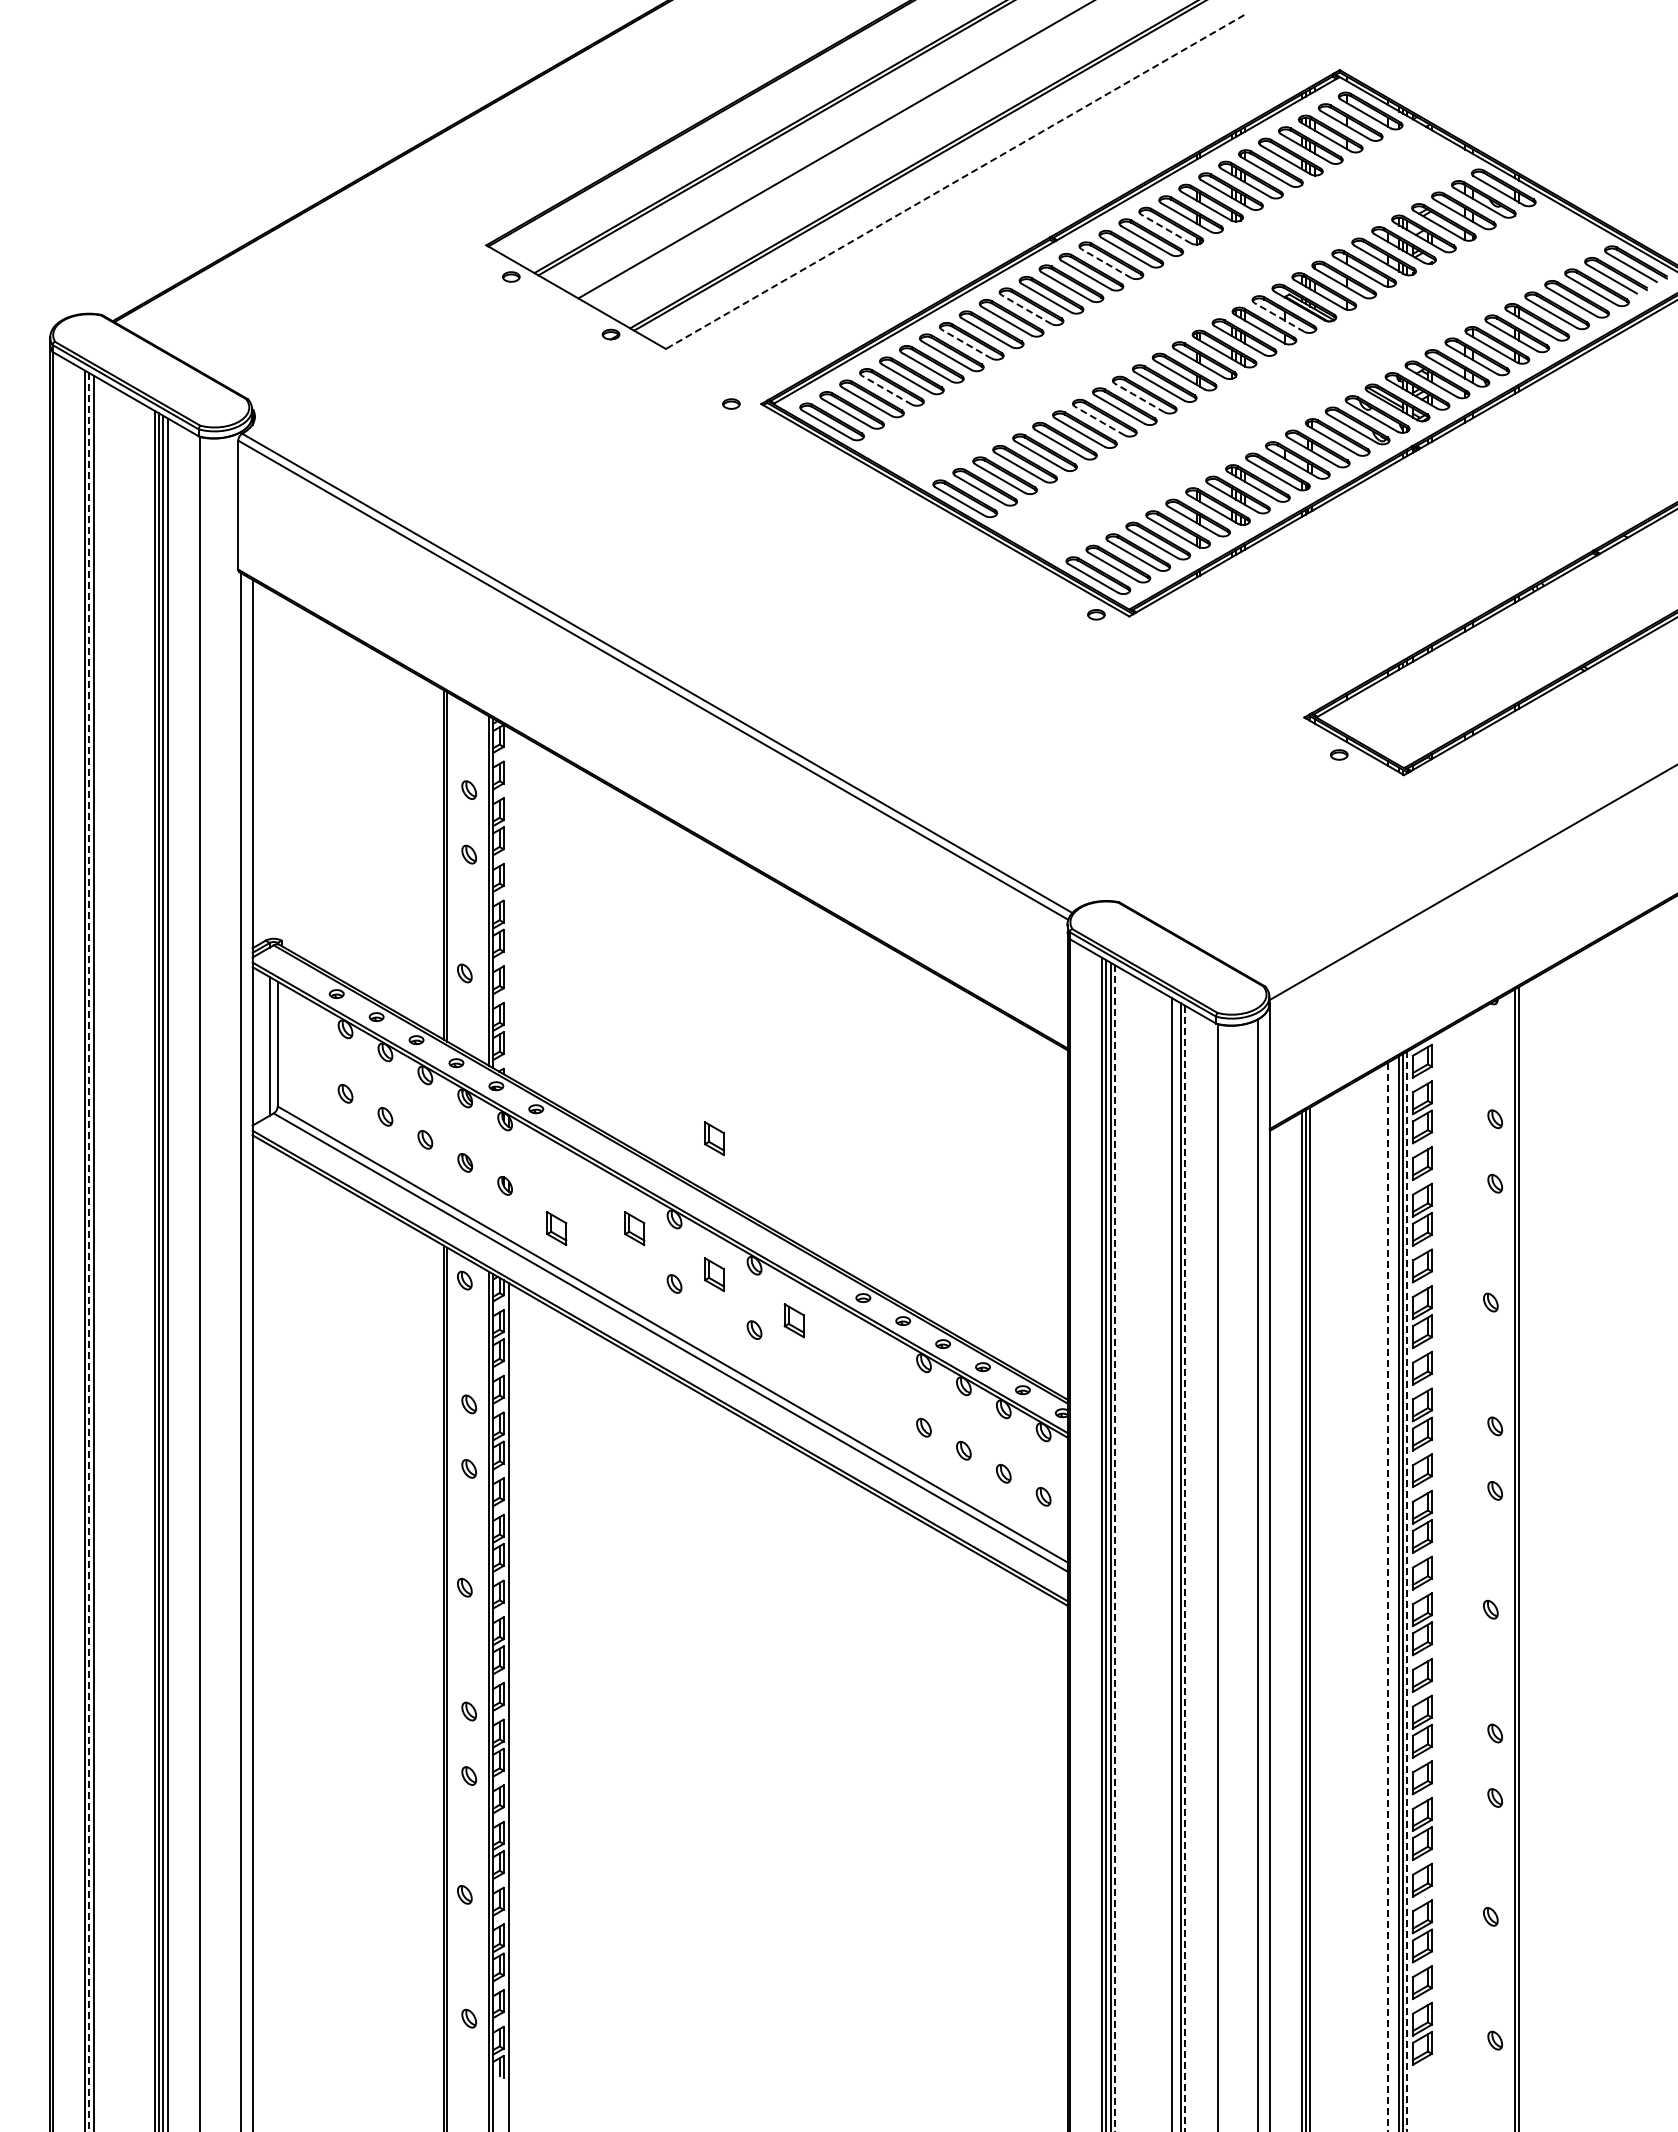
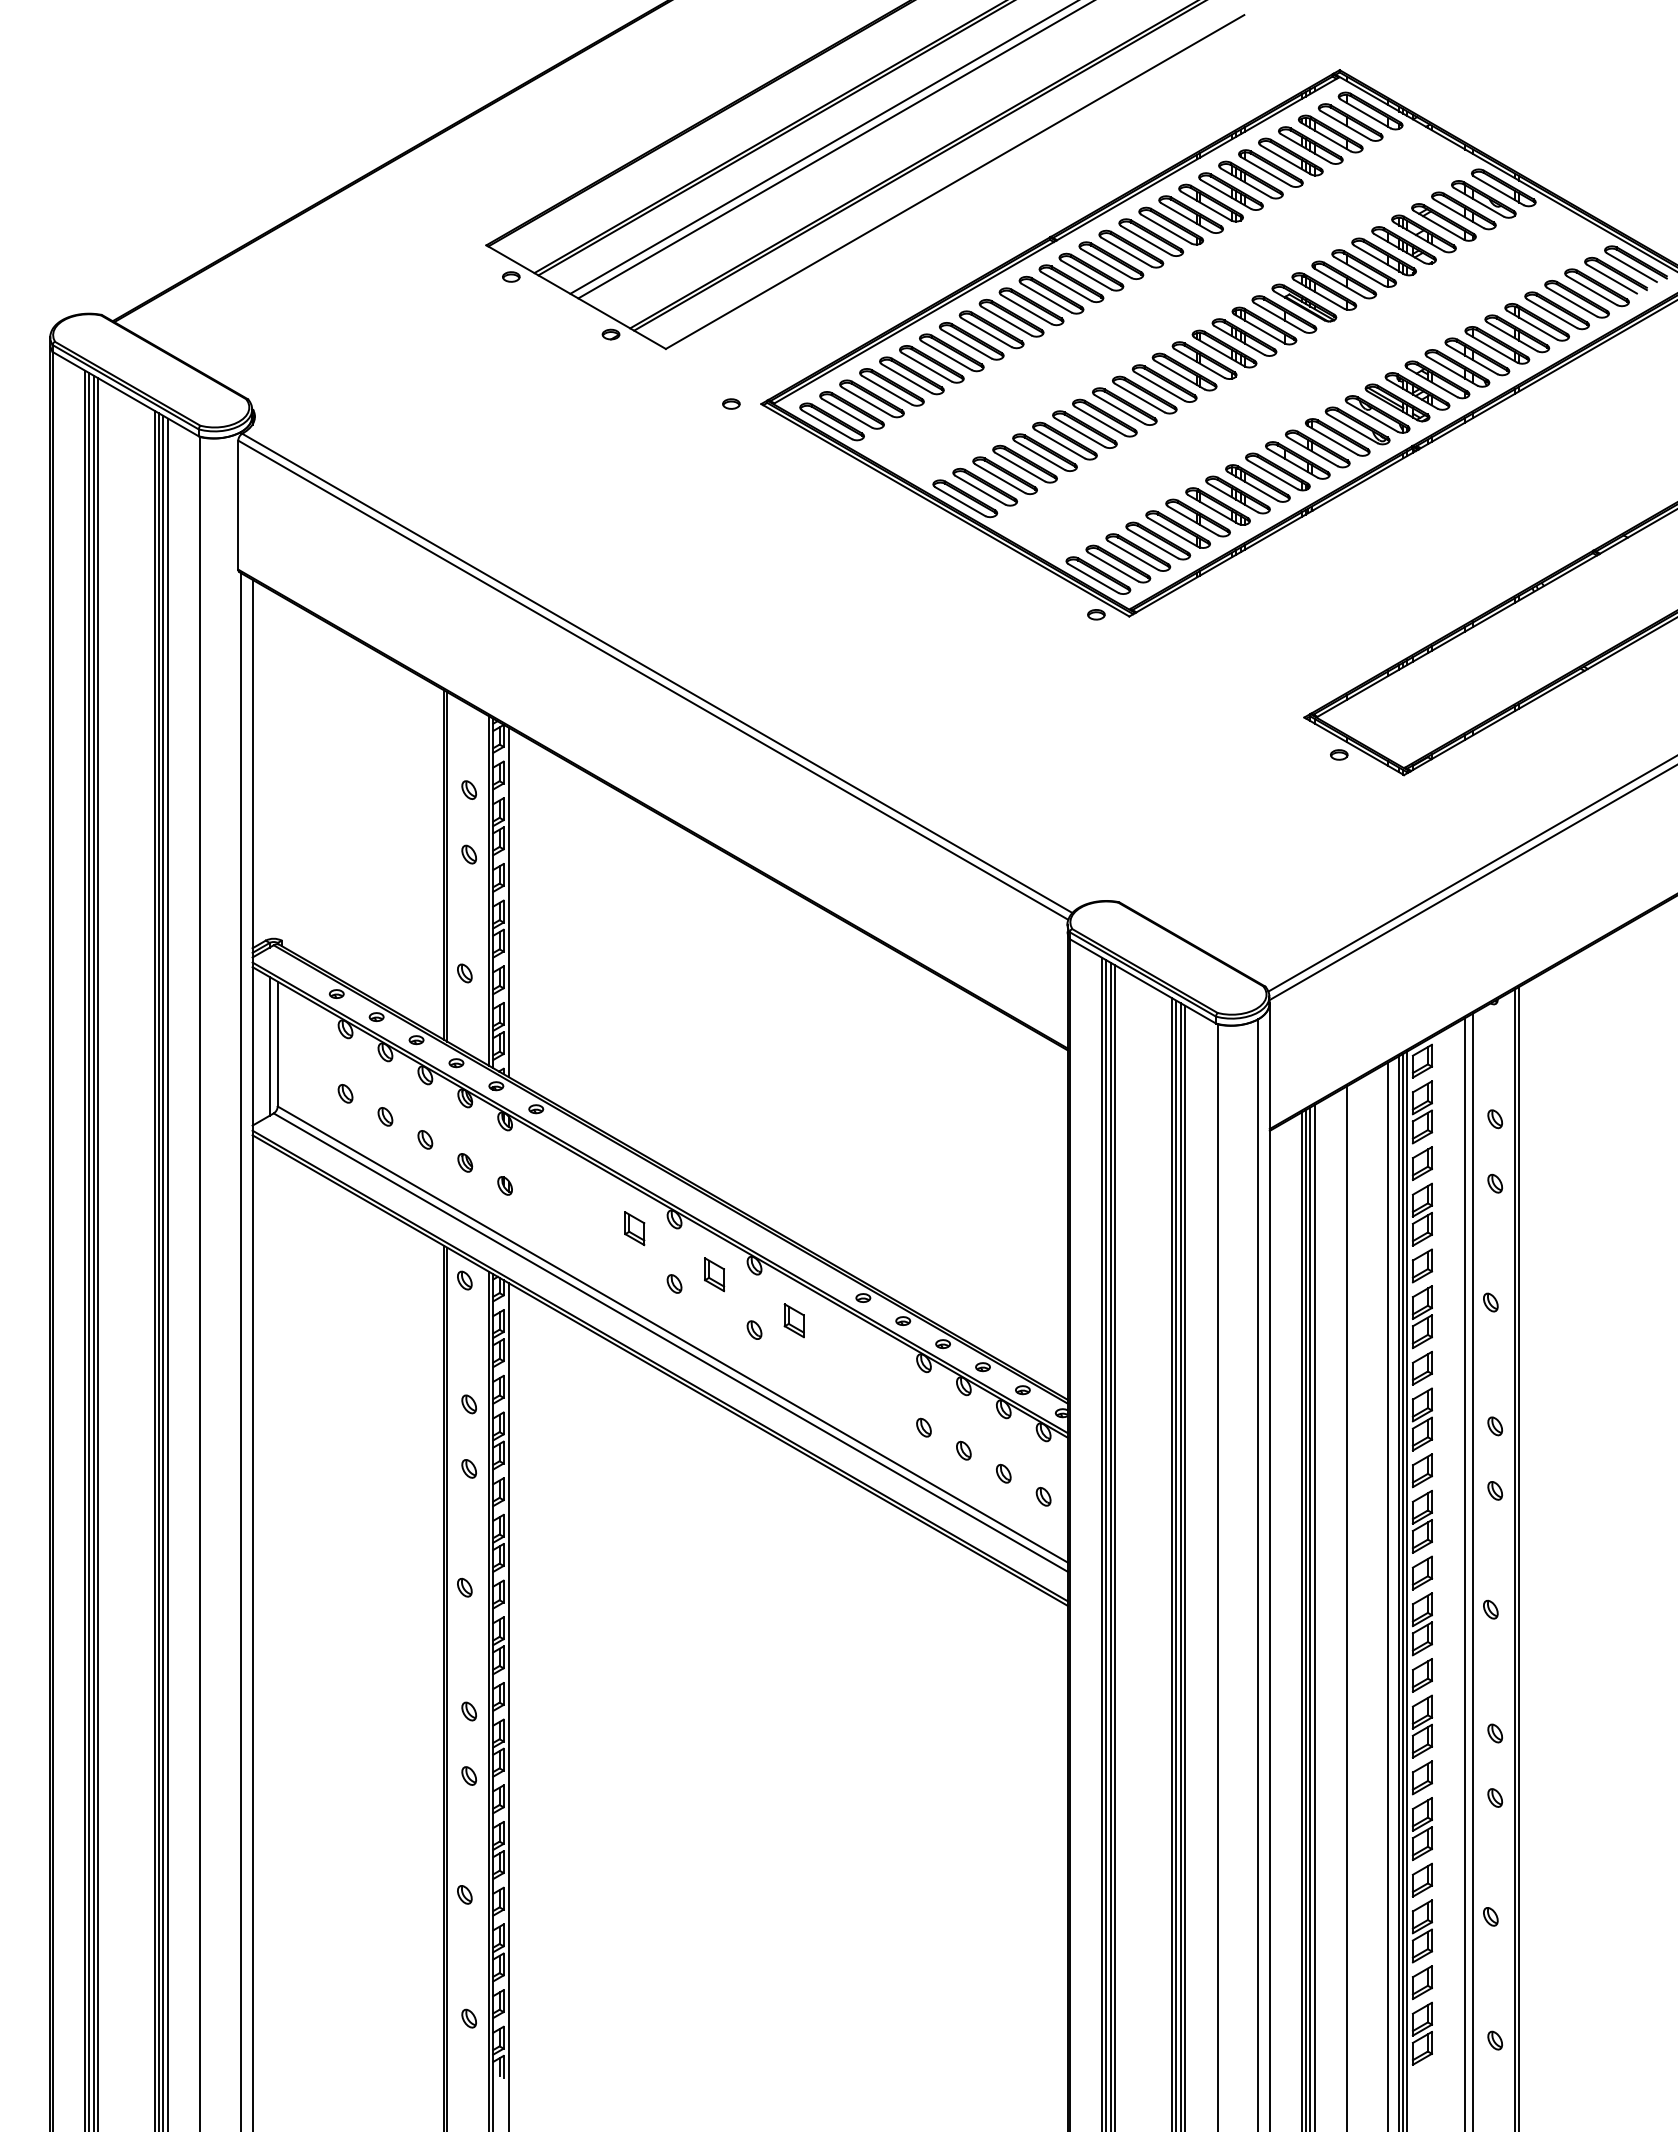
line: none -> present (822, 147)
line: dashed -> solid (955, 182)
line: dashed -> solid (1166, 229)
line: dashed -> solid (1106, 263)
line: dashed -> solid (1026, 309)
line: dashed -> solid (1279, 317)
line: dashed -> solid (966, 344)
line: dashed -> solid (886, 390)
line: dashed -> solid (1139, 398)
line: dashed -> solid (1099, 421)
line: none -> present (1471, 874)
line: none -> present (509, 902)
part: present -> none (714, 1138)
part: present -> none (556, 1228)
line: dashed -> solid (89, 1252)
line: none -> present (98, 1253)
line: dashed -> solid (1115, 1548)
line: none -> present (1176, 1564)
line: dashed -> solid (1185, 1568)
line: none -> present (1473, 1570)
line: none -> present (1465, 1573)
line: dashed -> solid (1407, 1591)
line: dashed -> solid (1388, 1597)
line: none -> present (1347, 1607)
line: none -> present (1314, 1616)
